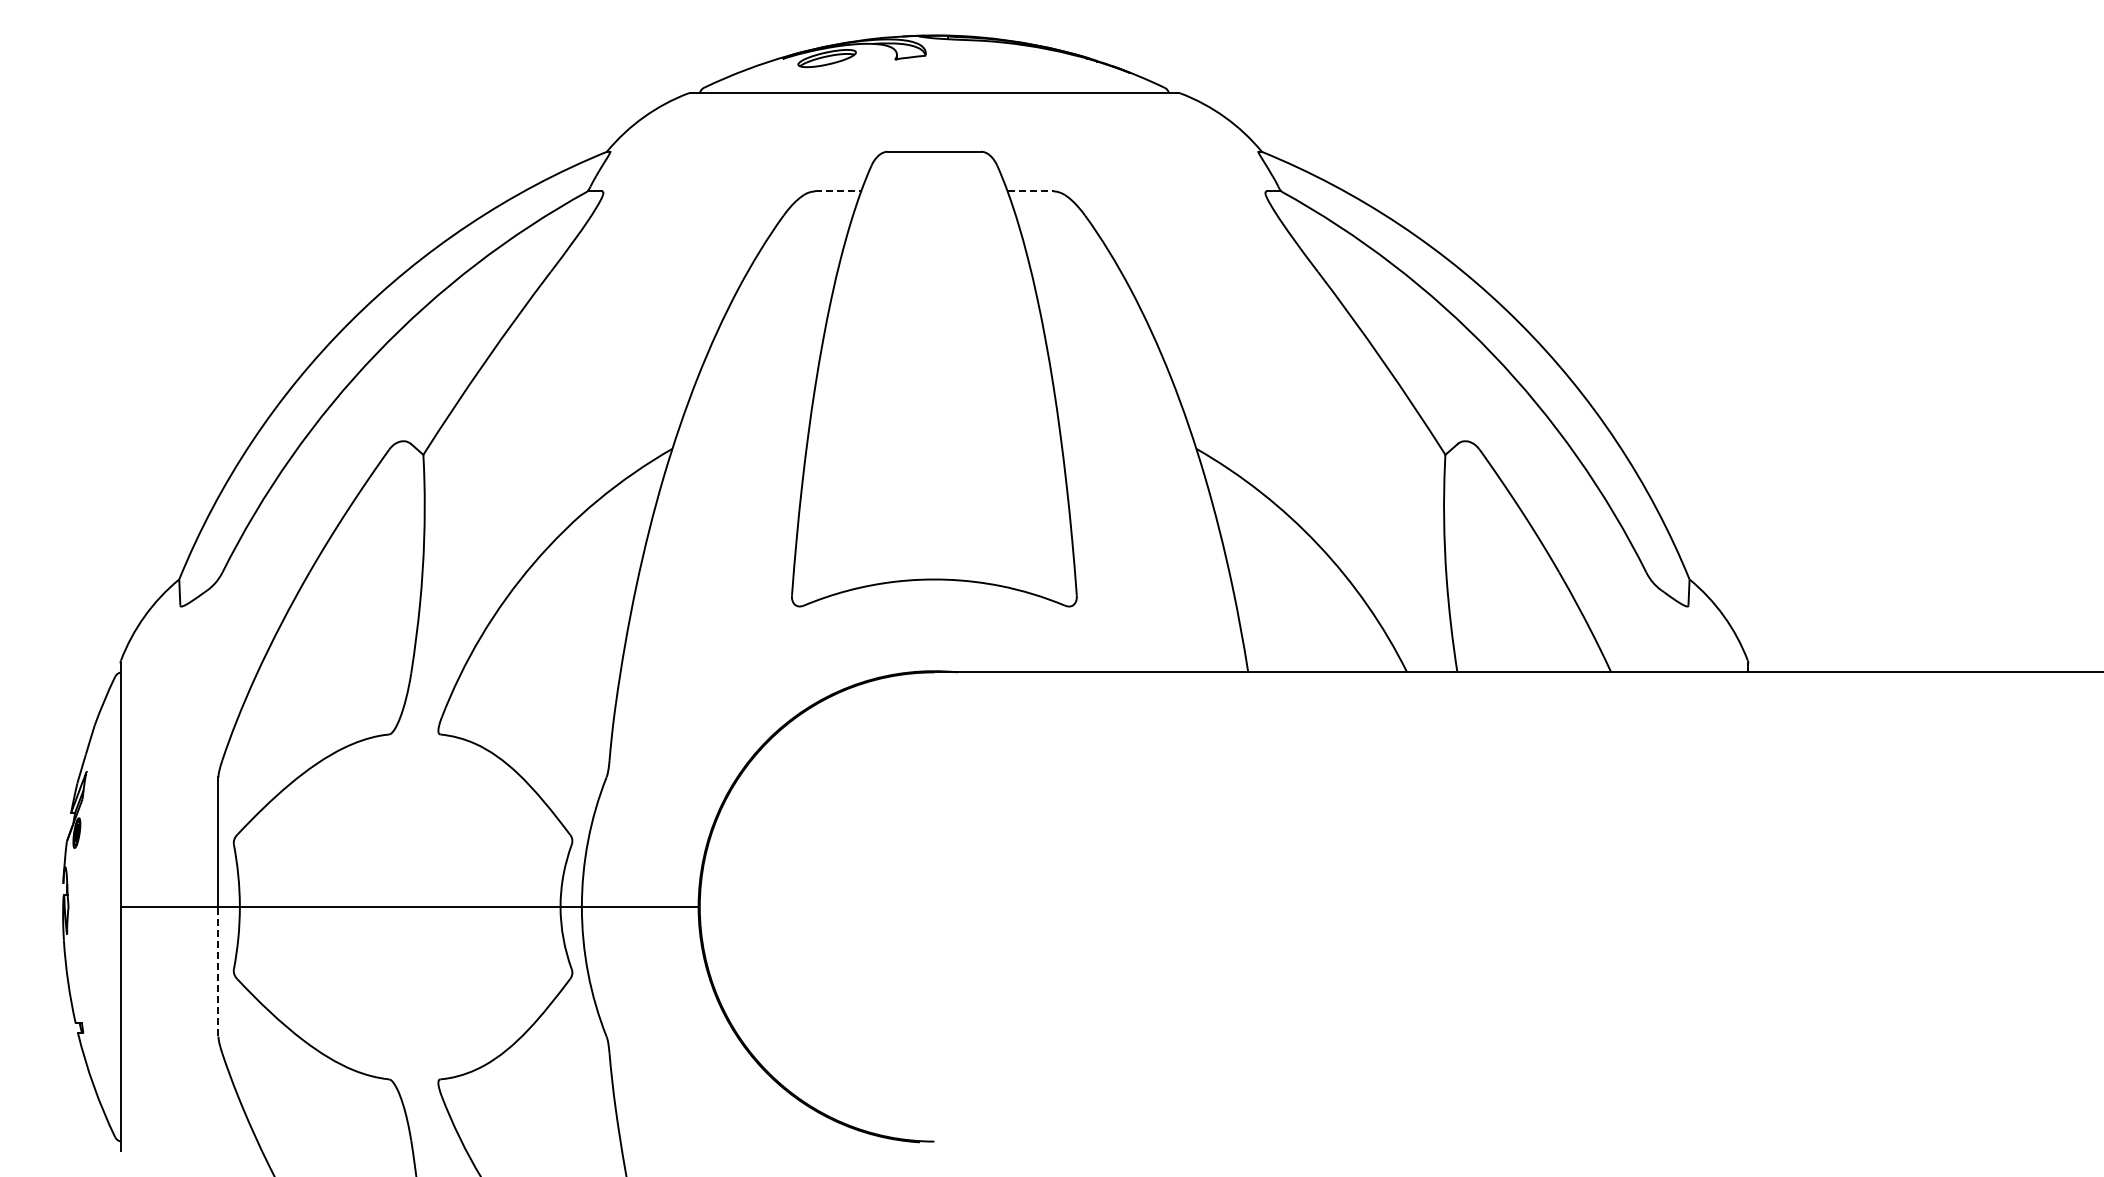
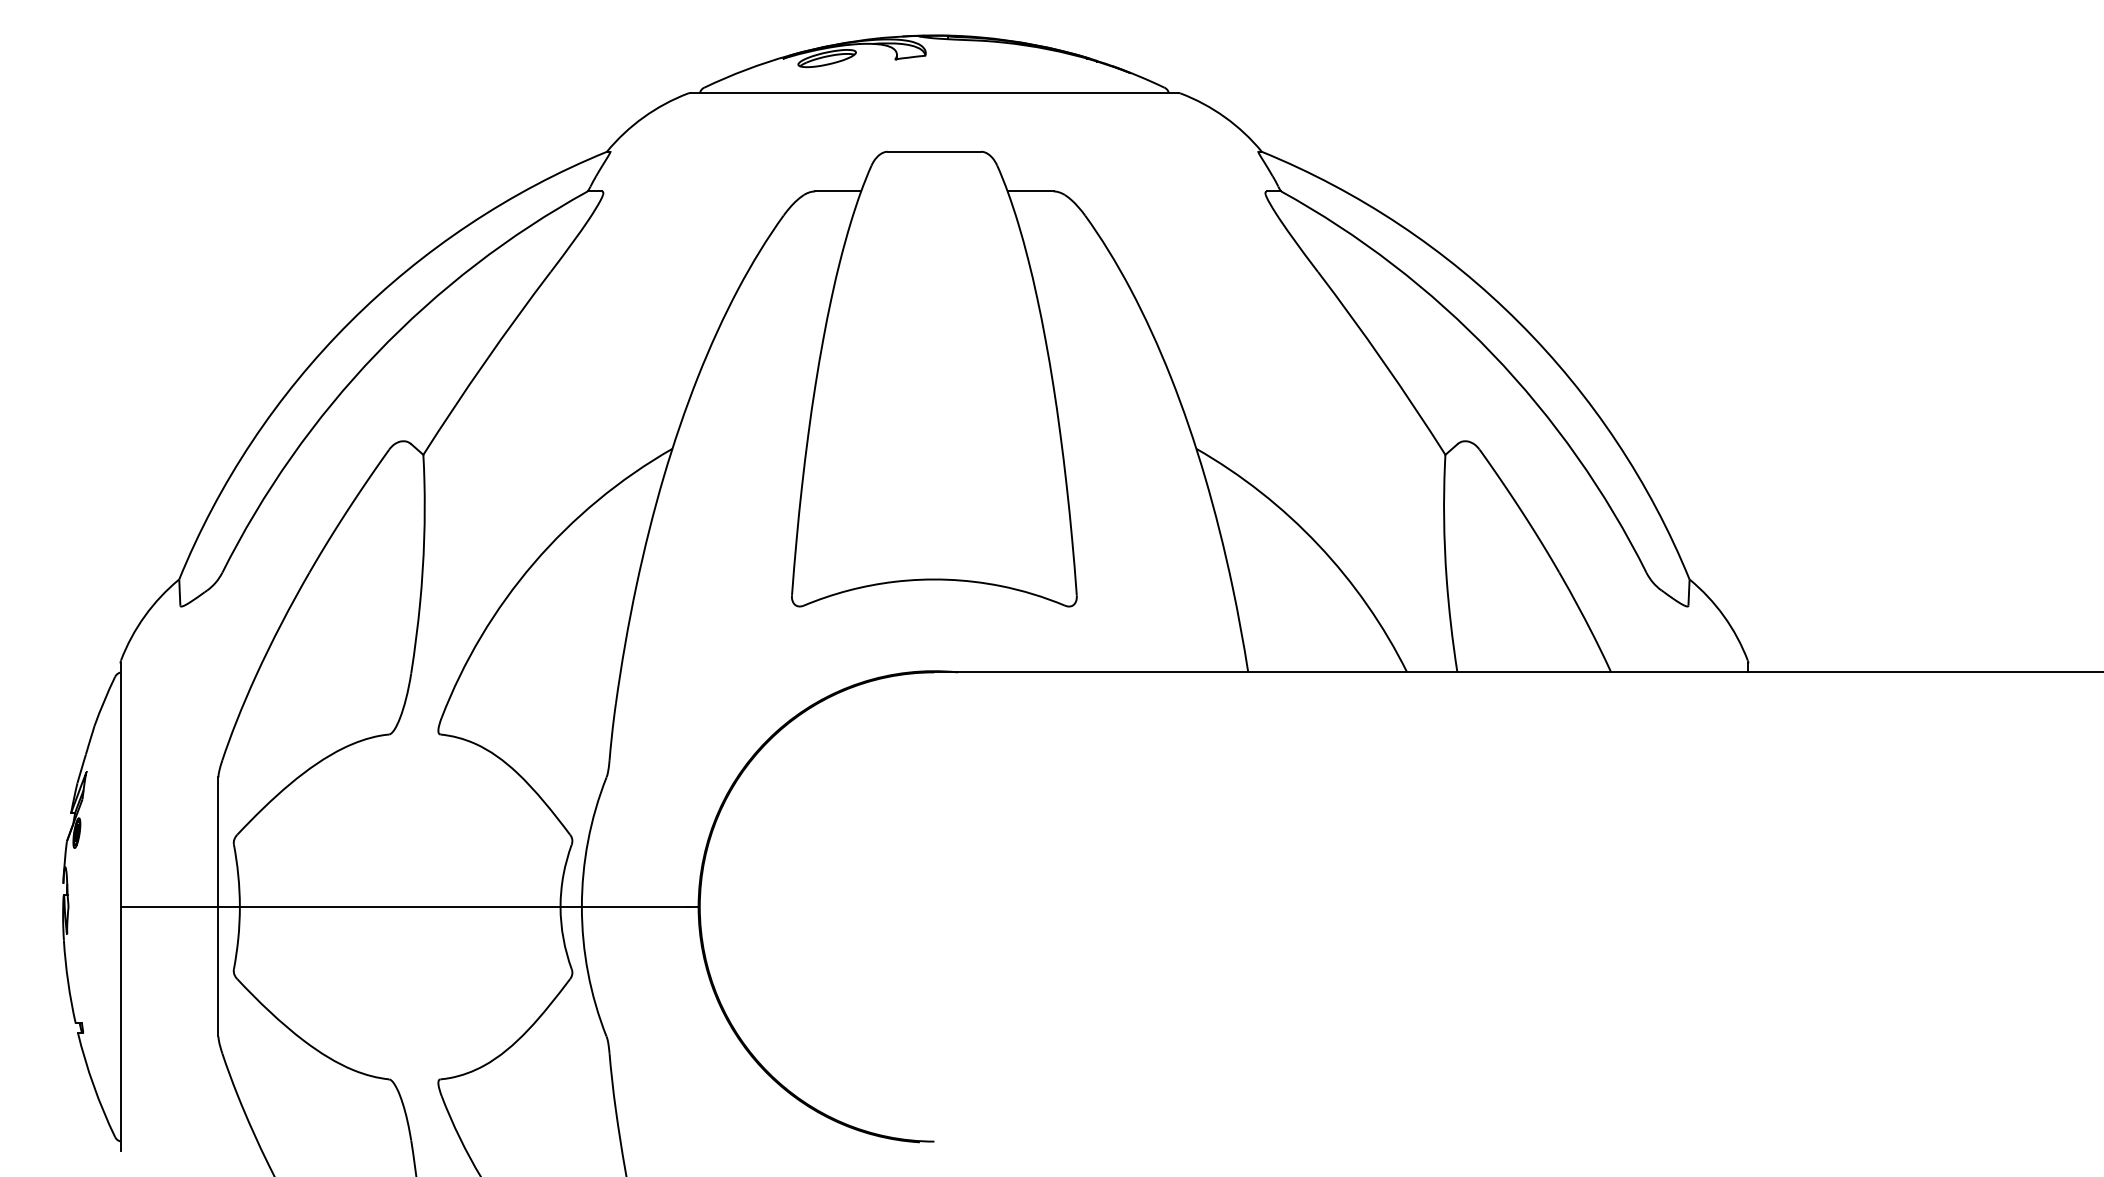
line: dashed -> solid (838, 191)
line: dashed -> solid (1030, 191)
line: dashed -> solid (218, 971)
